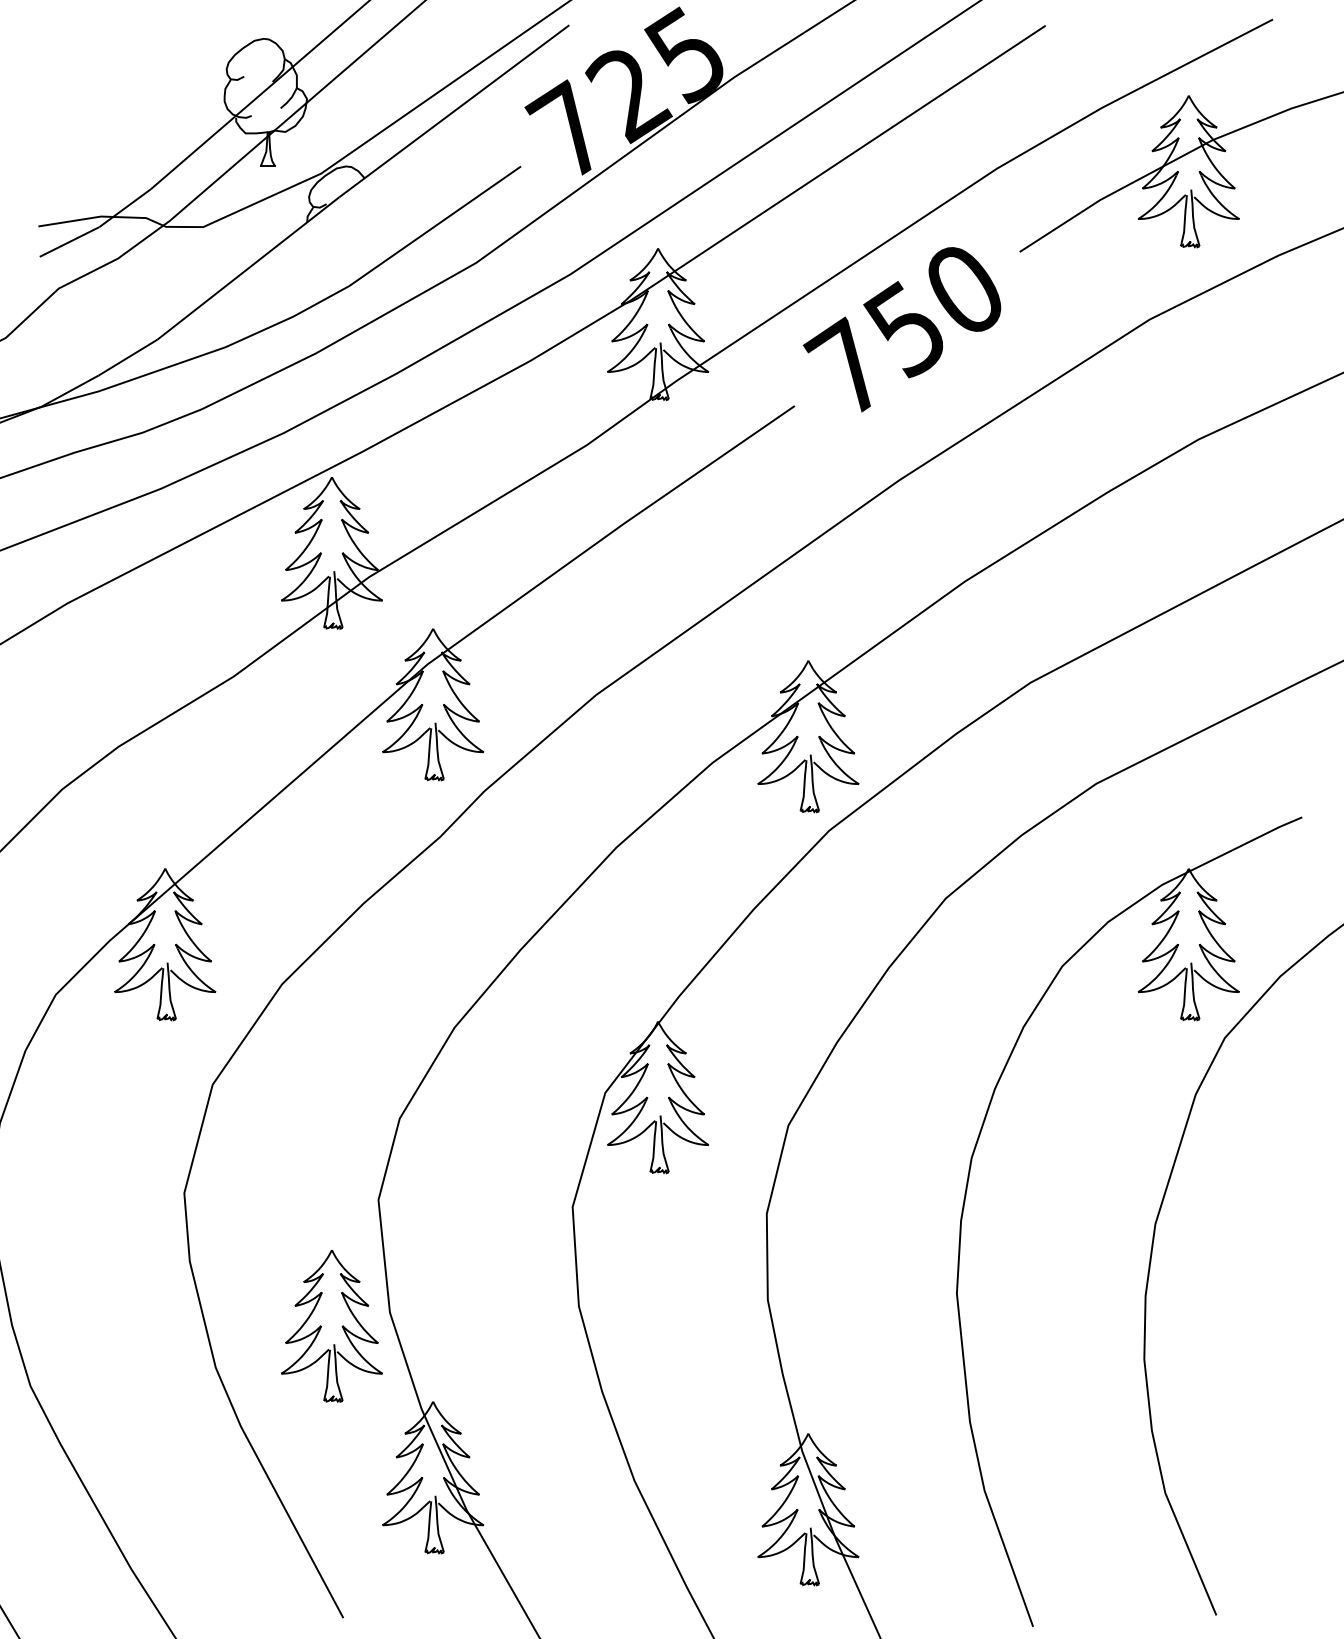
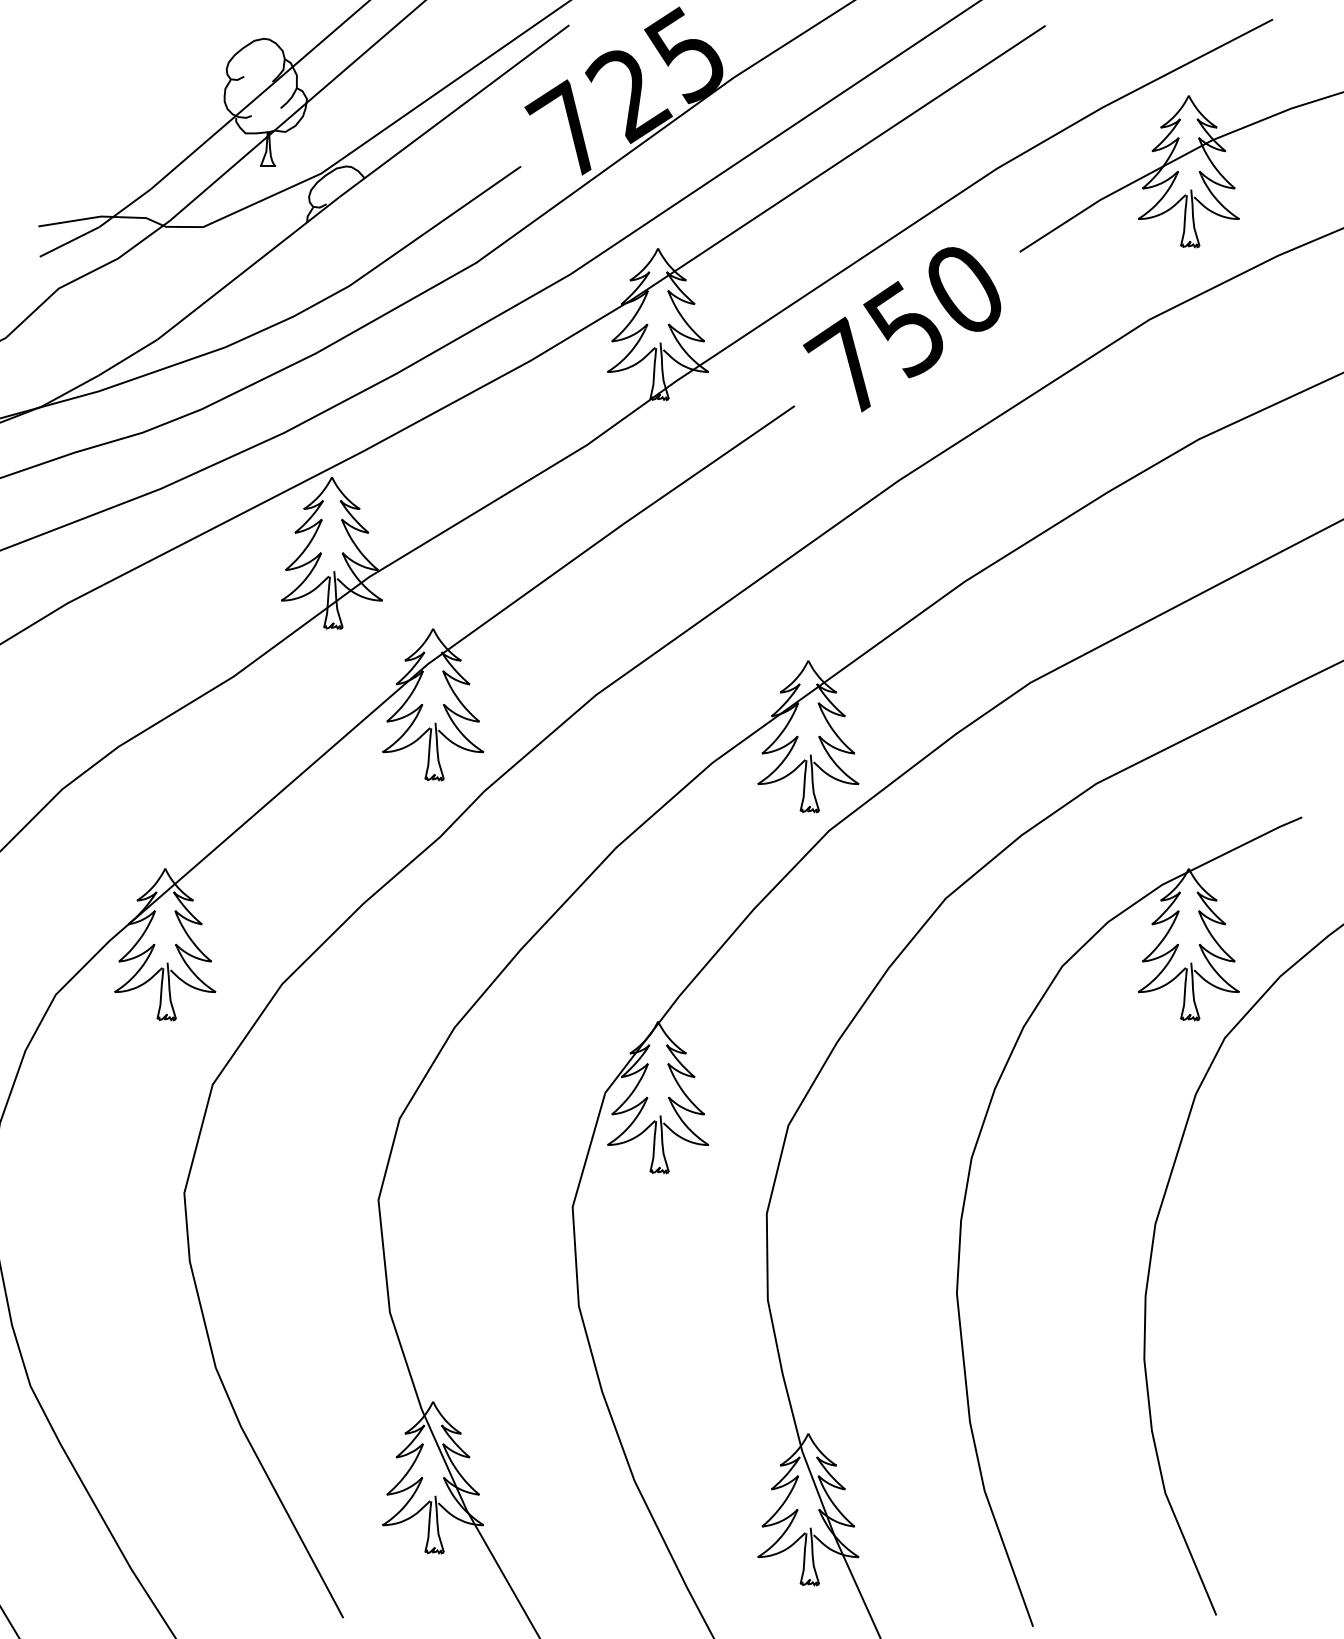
part: present -> none (331, 1326)
